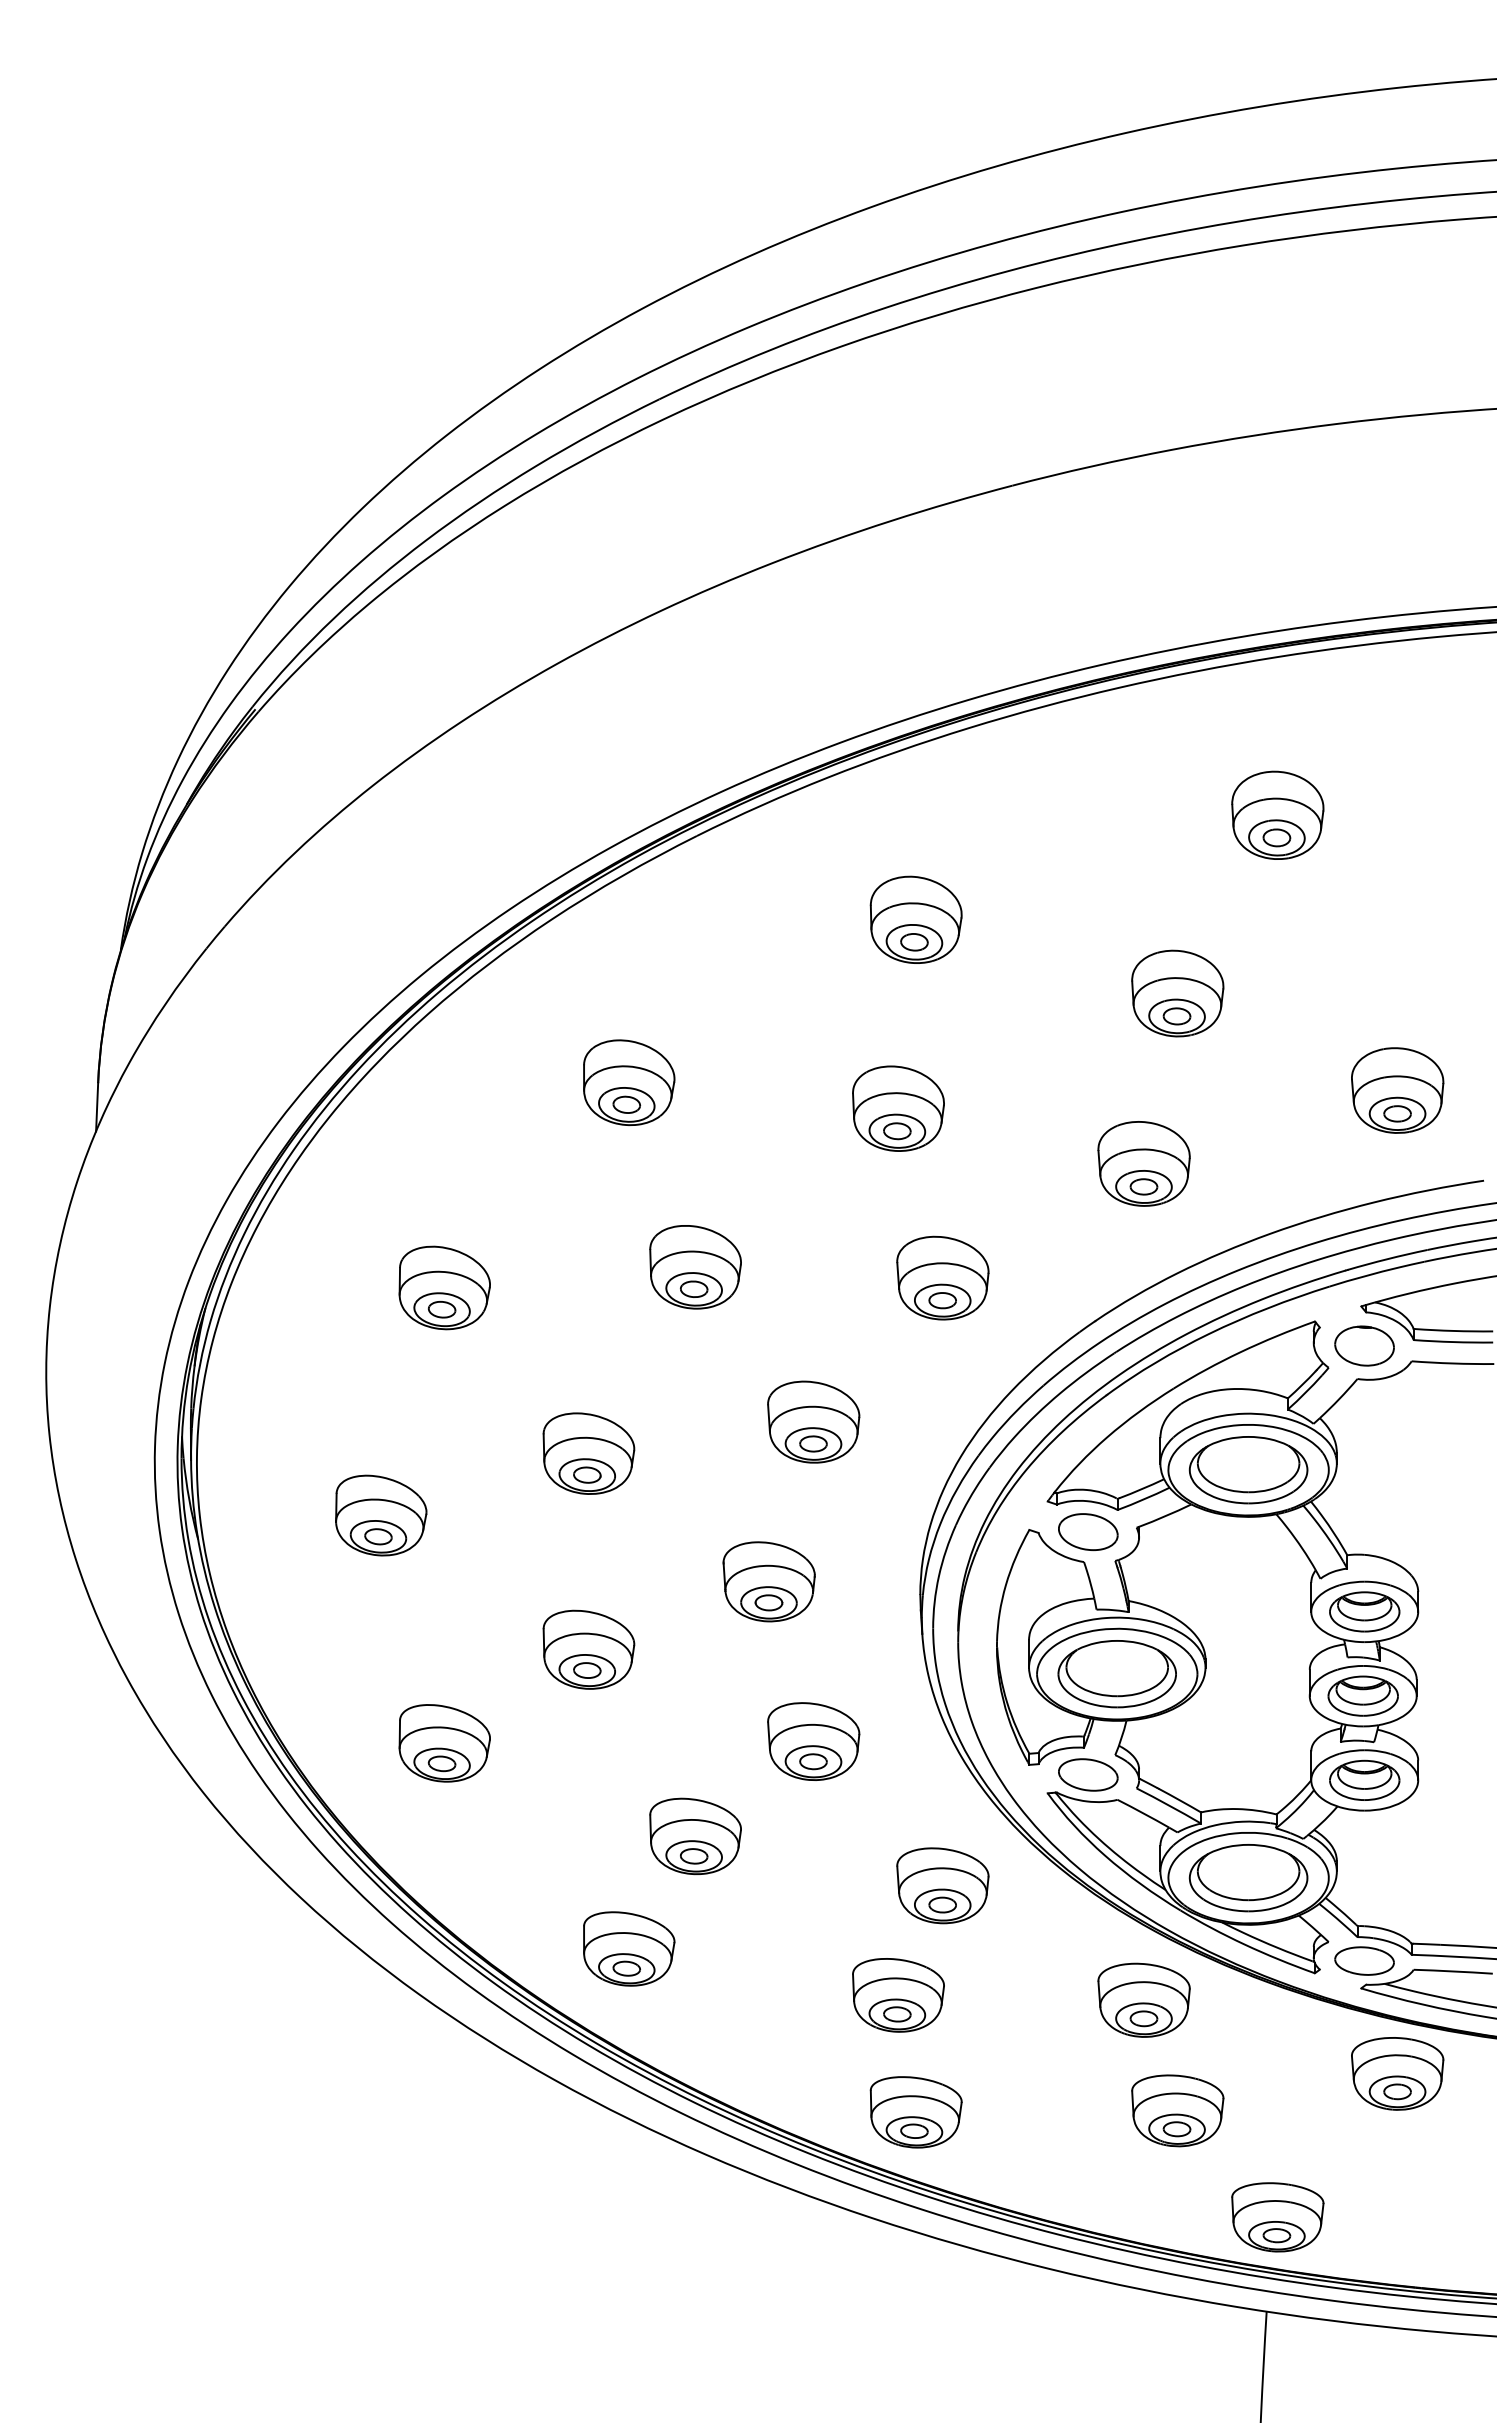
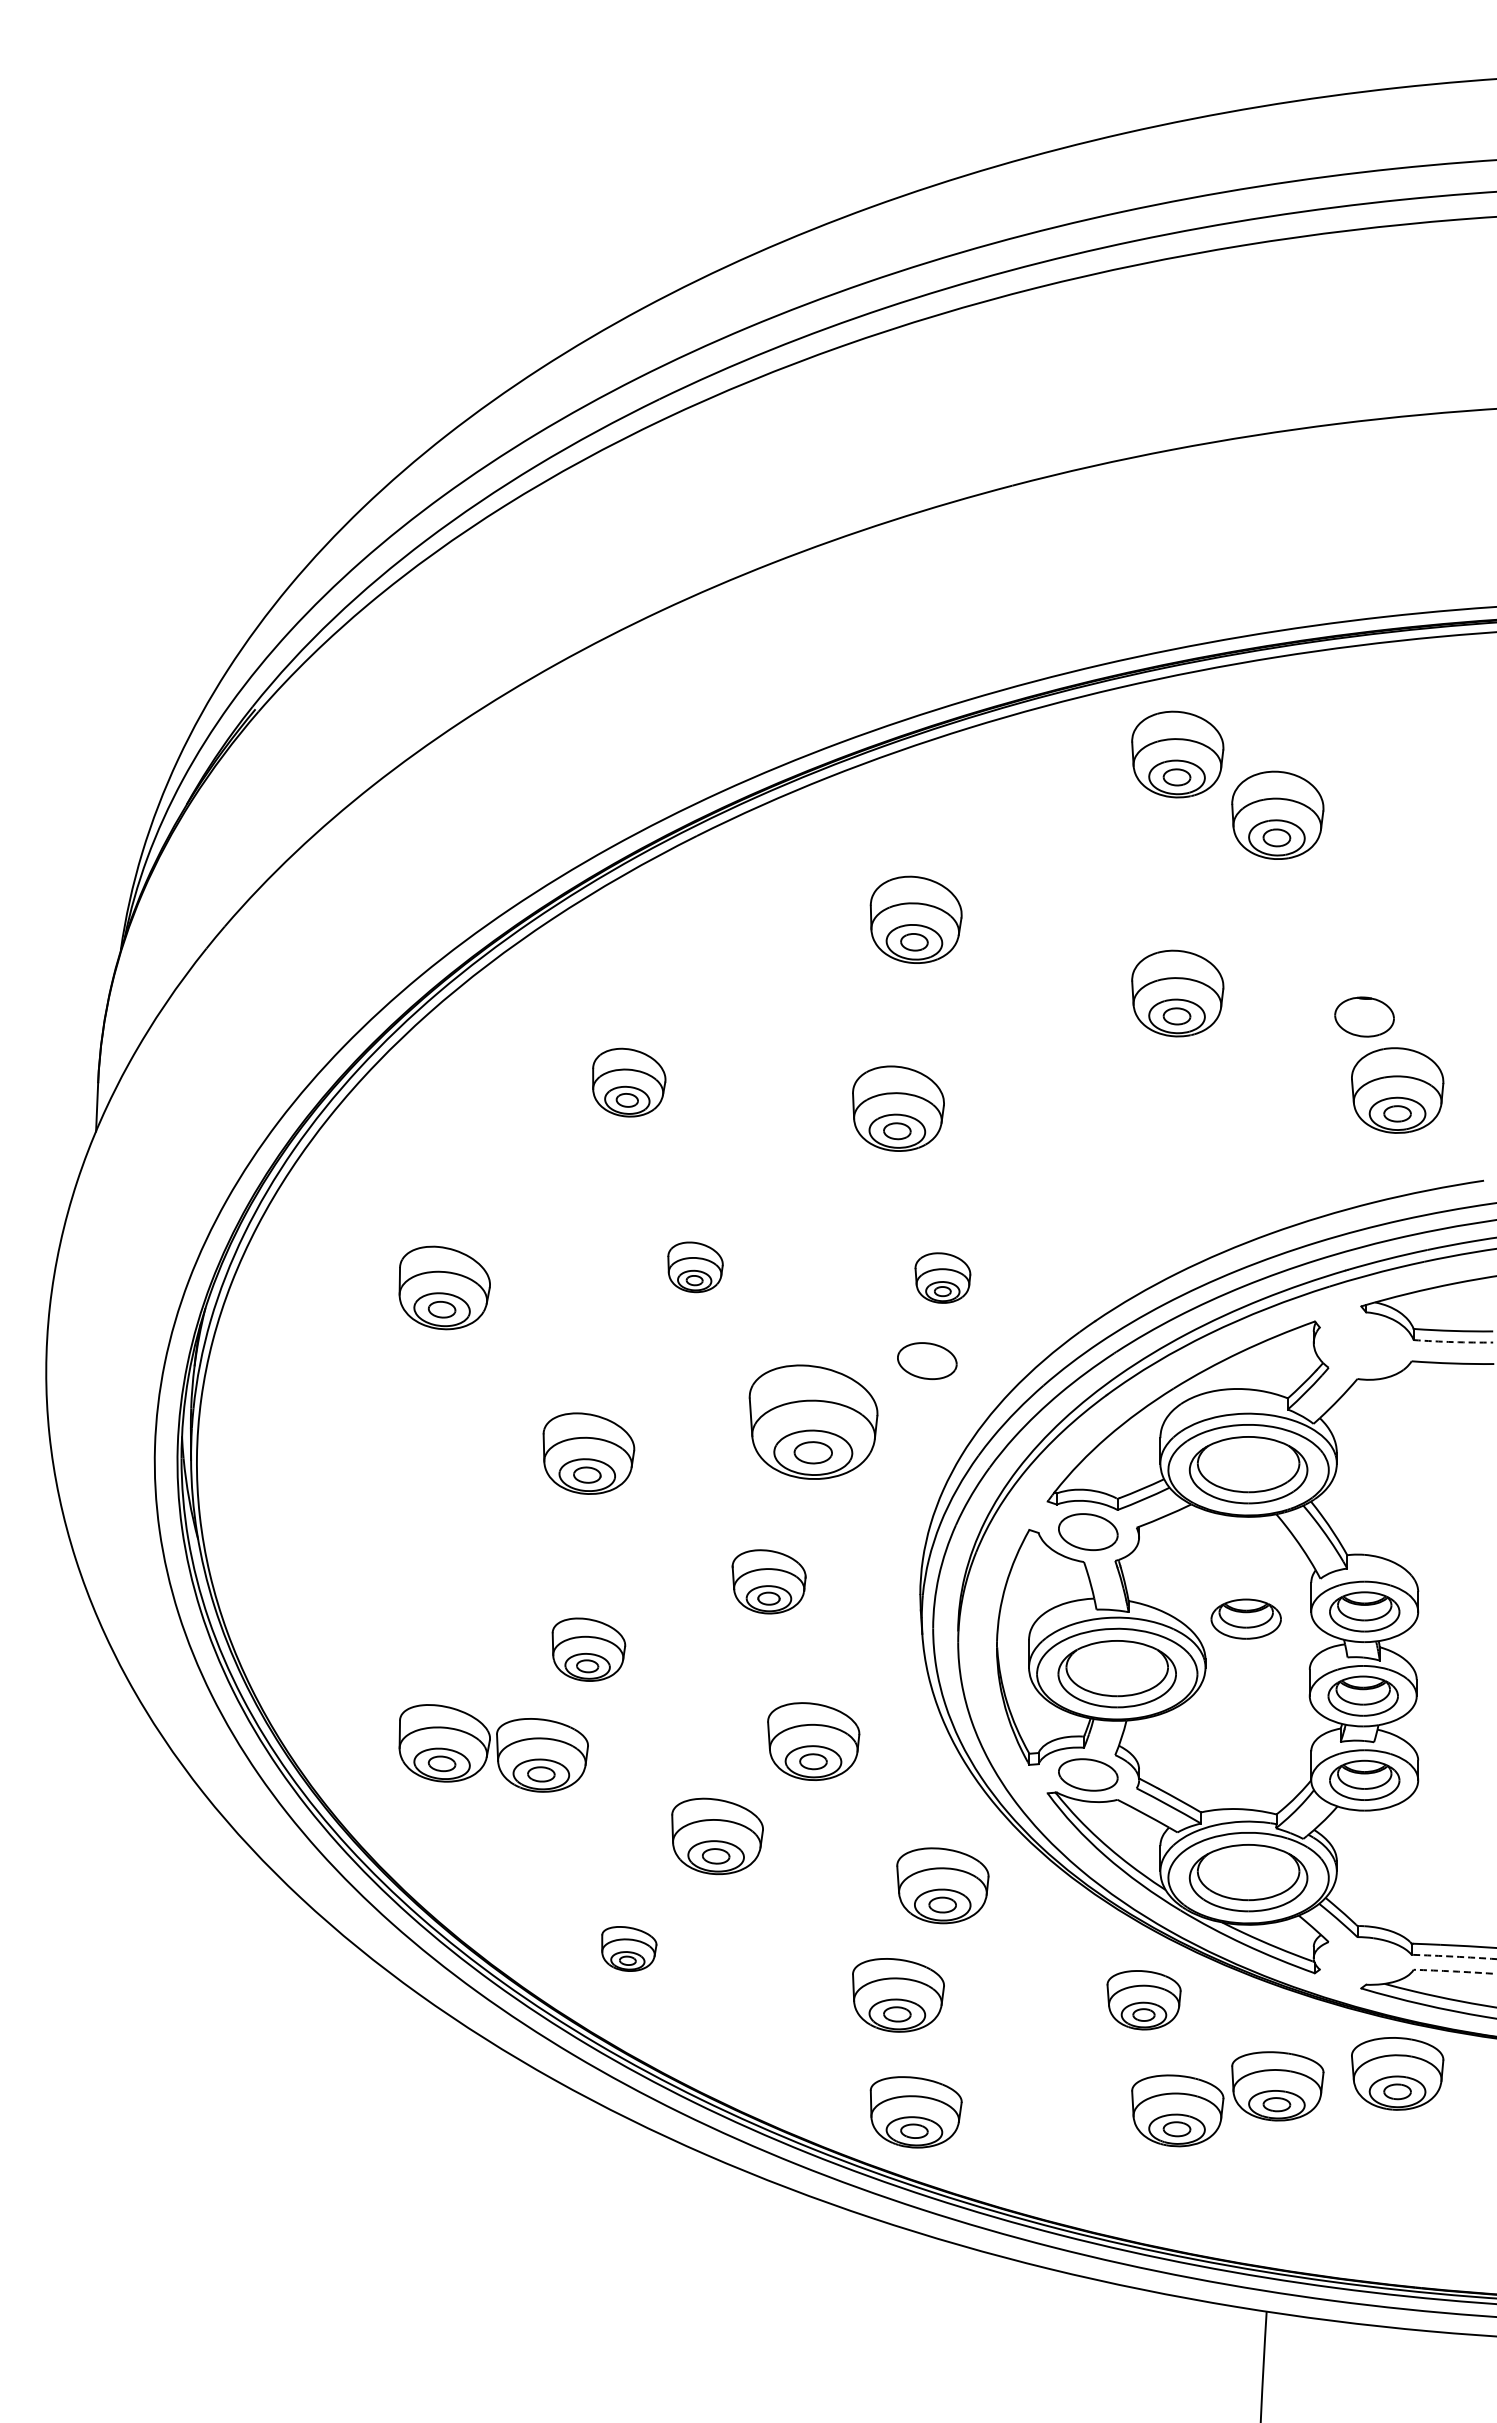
part: none -> present (1177, 754)
part size: 93x87 px -> 75x71 px (629, 1082)
part: present -> none (1143, 1163)
part size: 93x85 px -> 57x53 px (695, 1267)
part size: 94x86 px -> 58x52 px (942, 1277)
arc: solid -> dashed (1453, 1342)
part position: (1364, 1345) -> (1364, 1016) (1364, 1016)
part: none -> present (927, 1361)
part size: 94x84 px -> 131x116 px (813, 1421)
part: present -> none (381, 1515)
part size: 94x82 px -> 76x66 px (768, 1581)
part: none -> present (1245, 1618)
part size: 94x81 px -> 76x65 px (588, 1649)
part: none -> present (542, 1755)
part position: (695, 1836) -> (717, 1836) (717, 1836)
part size: 93x76 px -> 57x46 px (629, 1948)
arc: solid -> dashed (1454, 1956)
part: present -> none (1364, 1960)
arc: solid -> dashed (1453, 1971)
part size: 94x76 px -> 76x61 px (1143, 2000)
part position: (1277, 2217) -> (1277, 2086) (1277, 2086)
